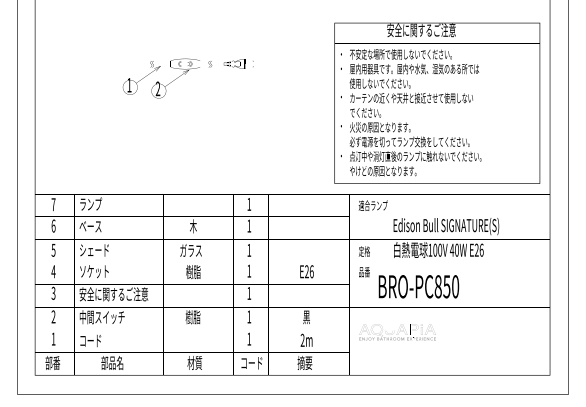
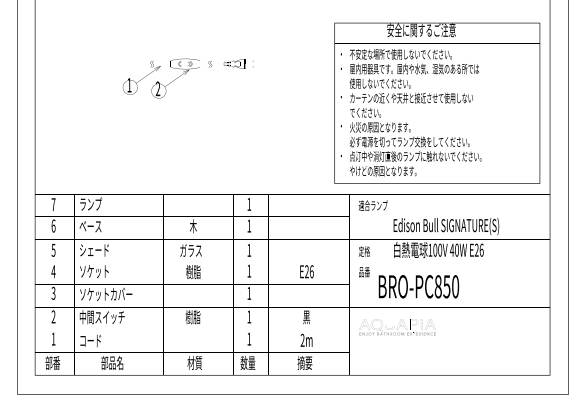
text: 安全に関するご注意 -> ソケットカバー (113, 294)
part position: (397, 332) -> (397, 327) (397, 327)
text: コード -> 数量 (251, 362)
